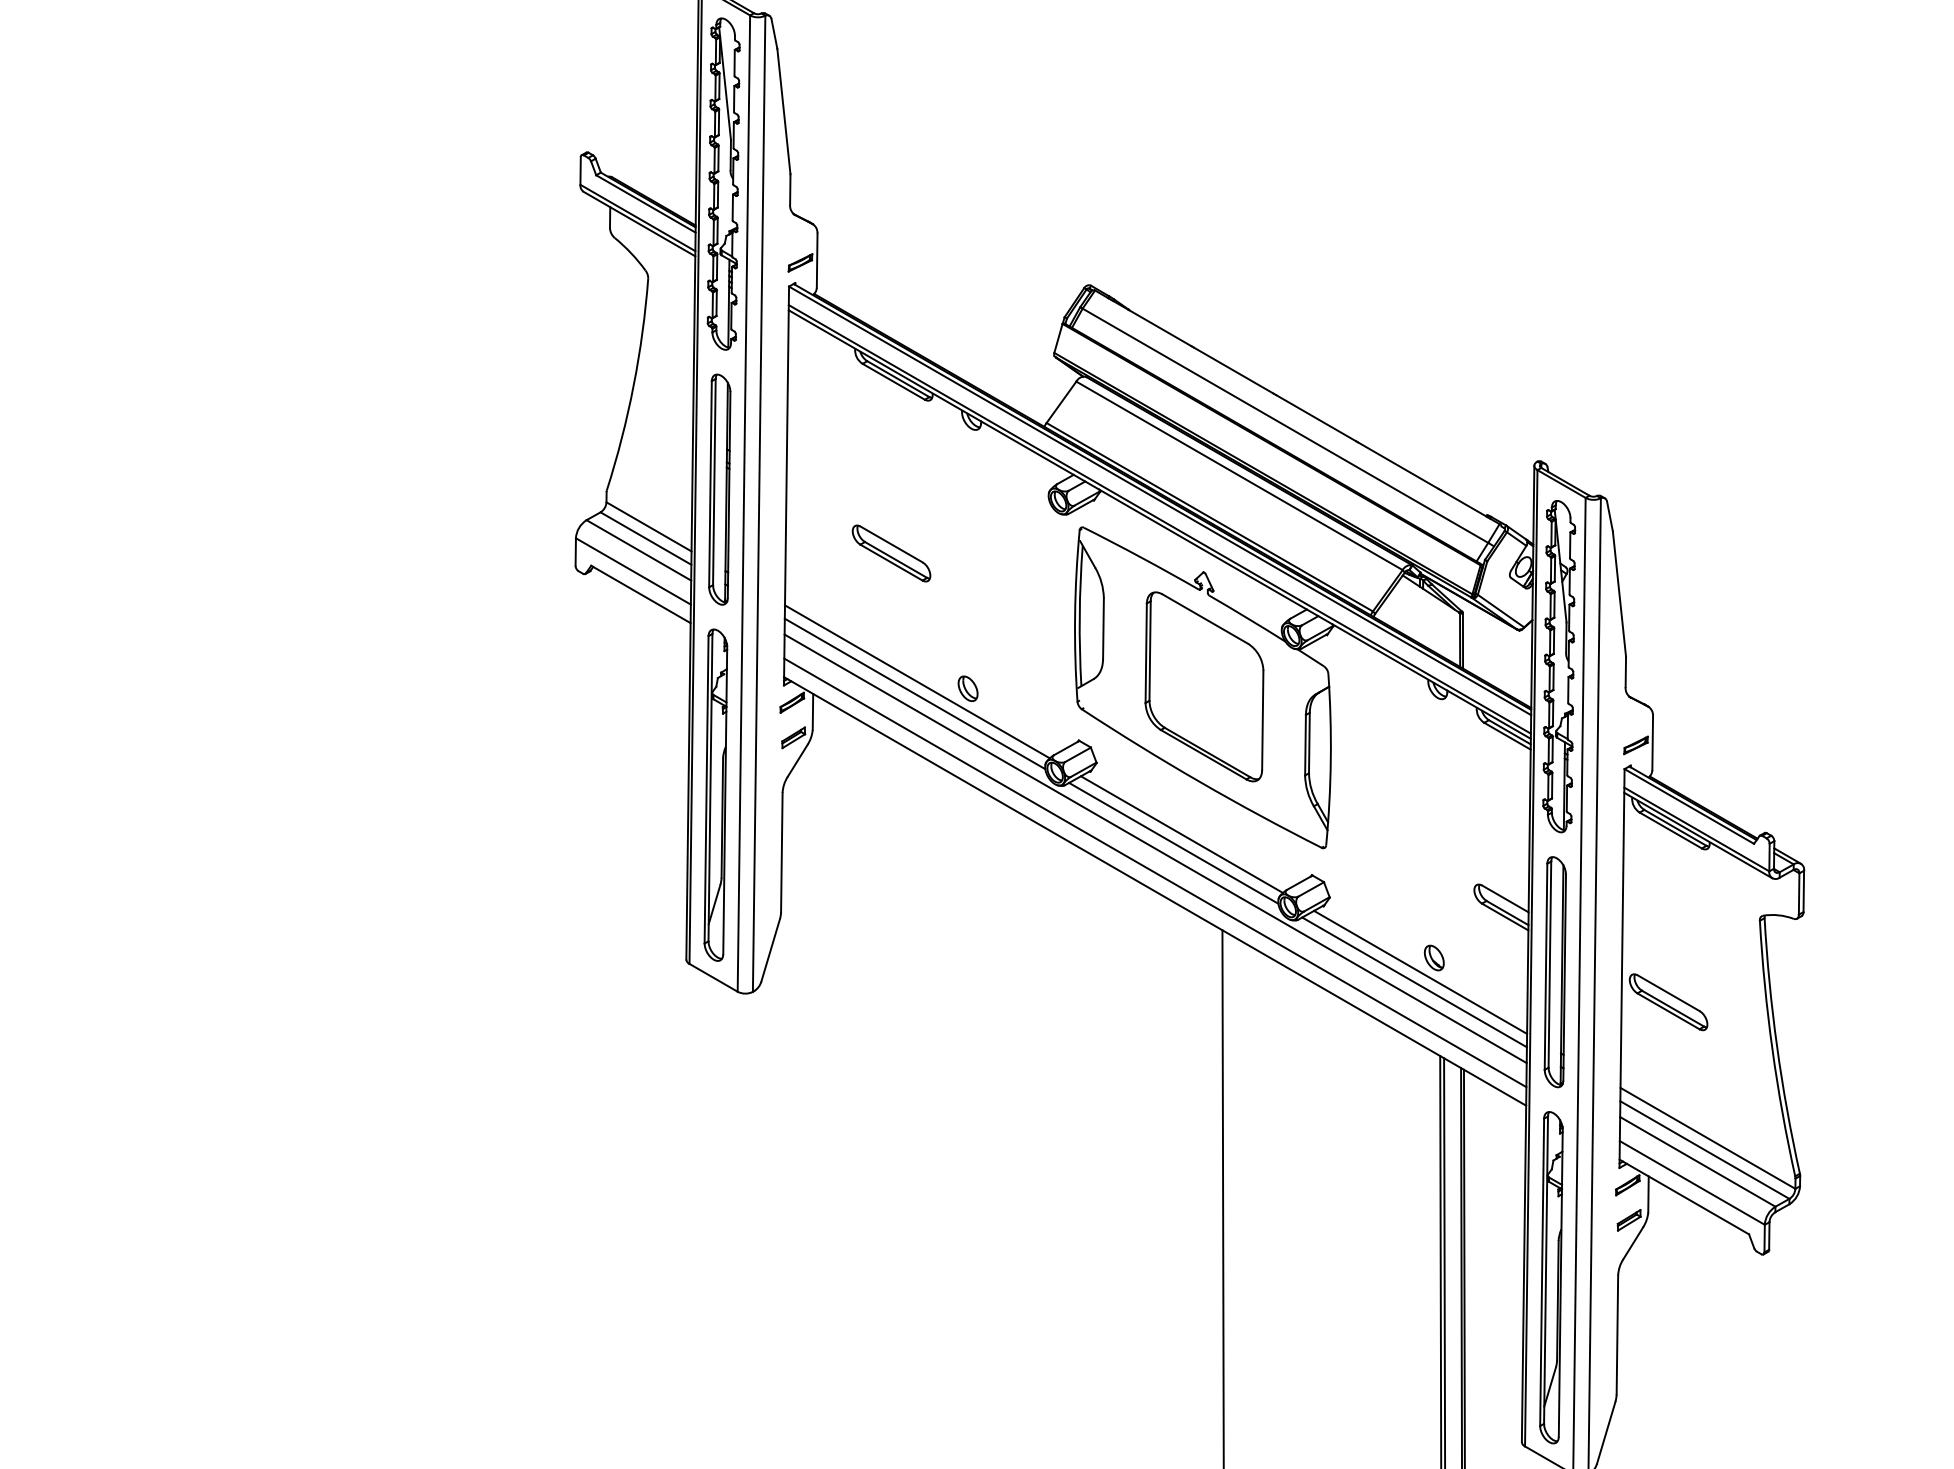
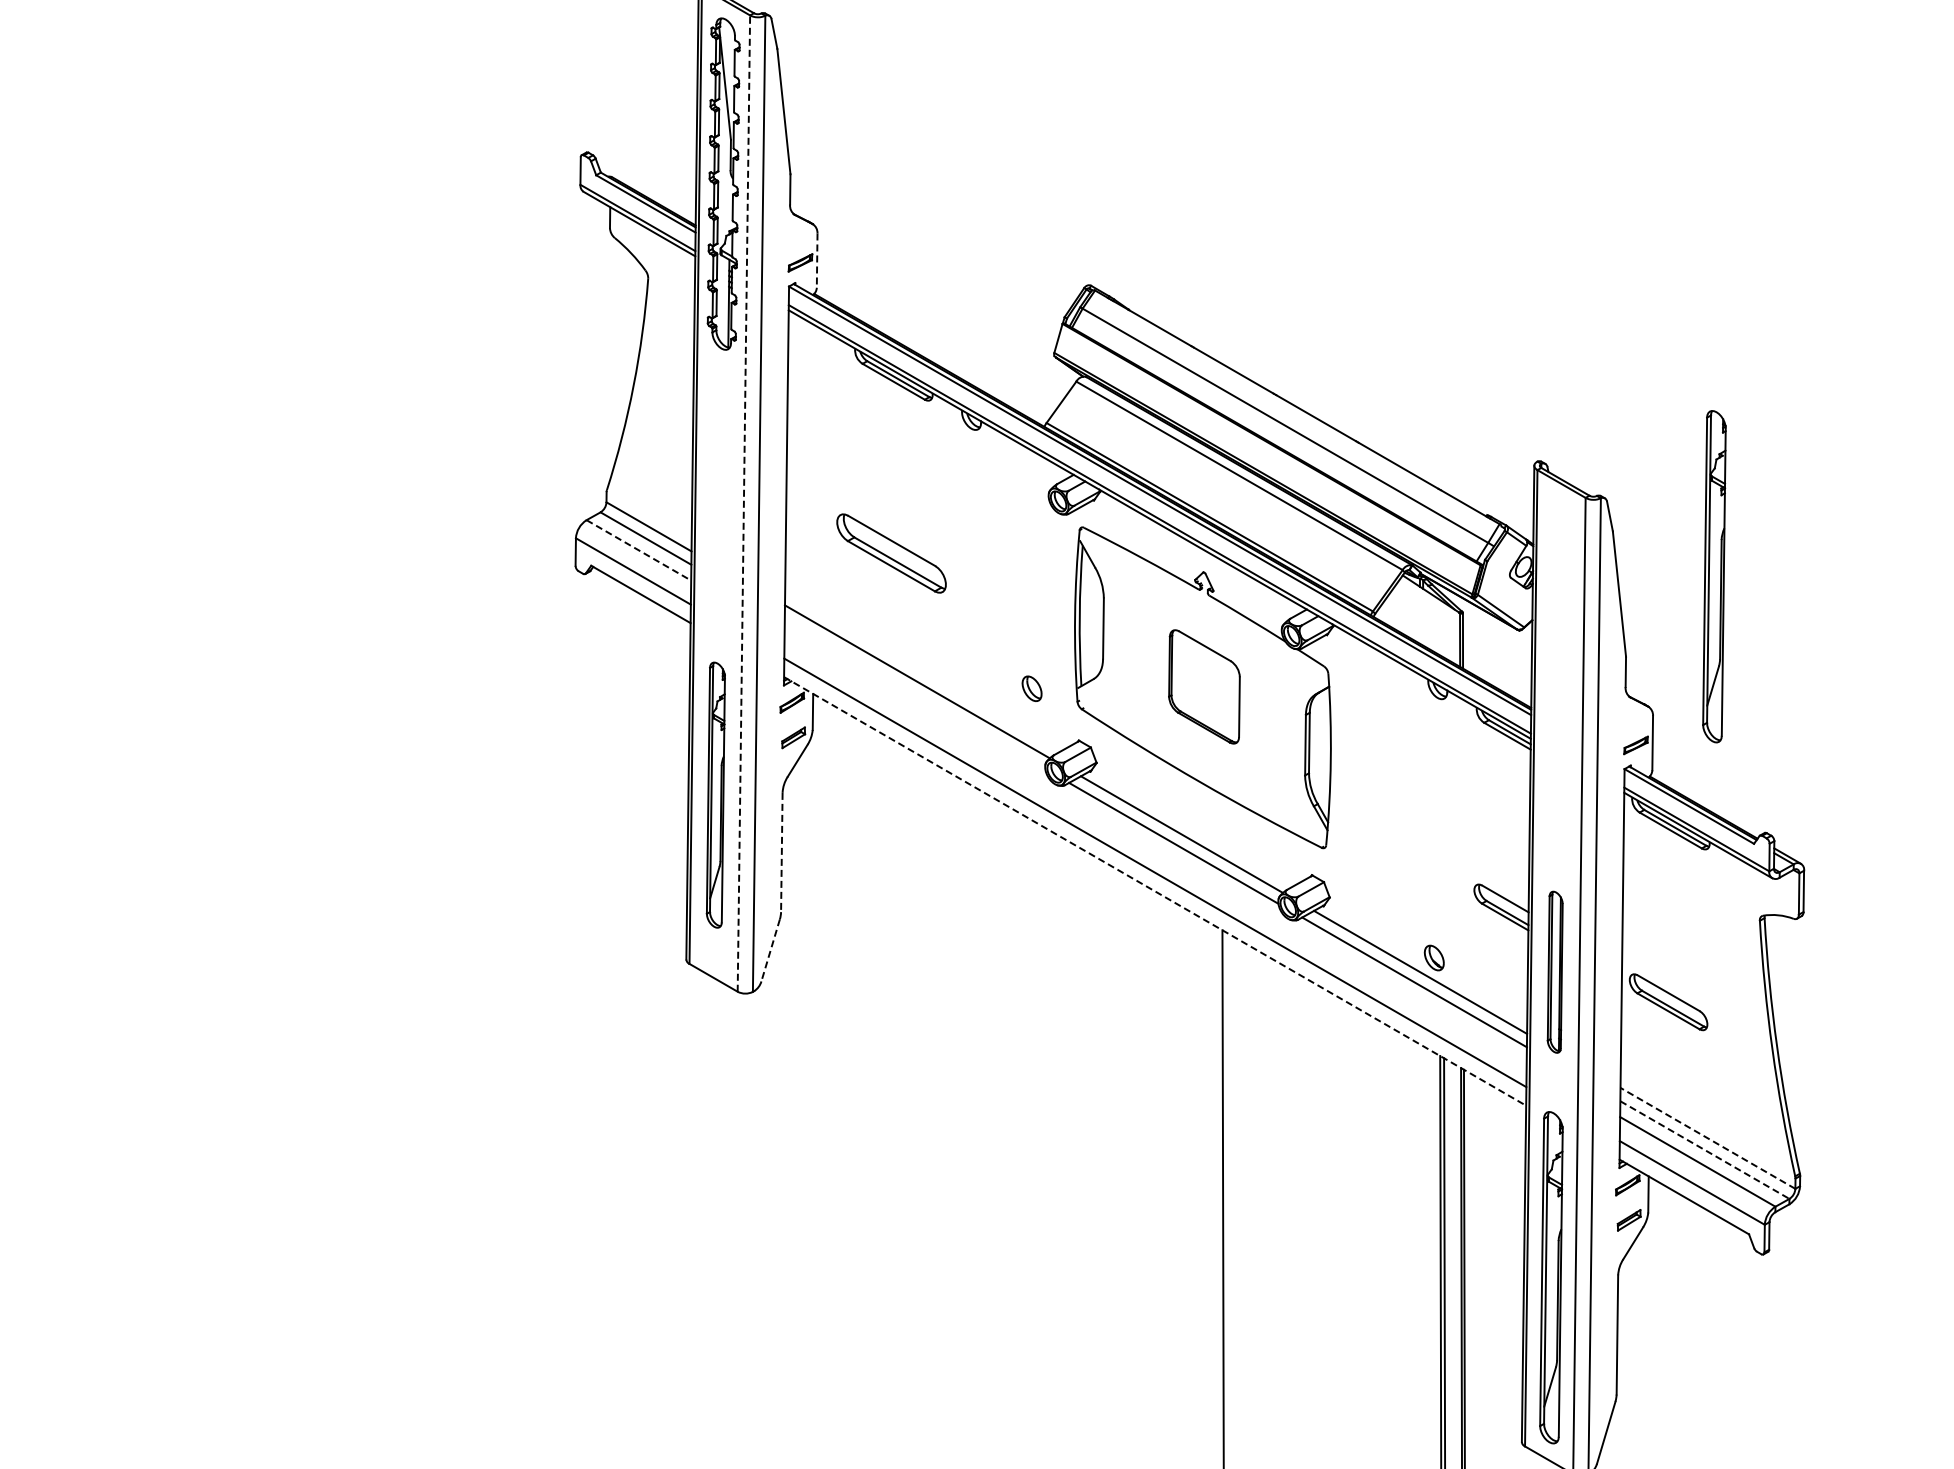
line: solid -> dashed (817, 261)
part: present -> none (719, 489)
line: solid -> dashed (743, 503)
line: solid -> dashed (639, 550)
part size: 81x59 px -> 111x81 px (891, 553)
part: none -> present (1714, 576)
part: present -> none (1559, 666)
part size: 121x192 px -> 73x116 px (1204, 686)
part position: (967, 688) -> (1031, 688) (1031, 688)
line: present -> none (914, 693)
part size: 26x334 px -> 21x268 px (715, 794)
line: present -> none (1155, 848)
line: solid -> dashed (781, 852)
line: solid -> dashed (1155, 891)
line: solid -> dashed (770, 950)
part size: 24x233 px -> 18x164 px (1554, 971)
line: solid -> dashed (1707, 1138)
line: solid -> dashed (1704, 1150)
